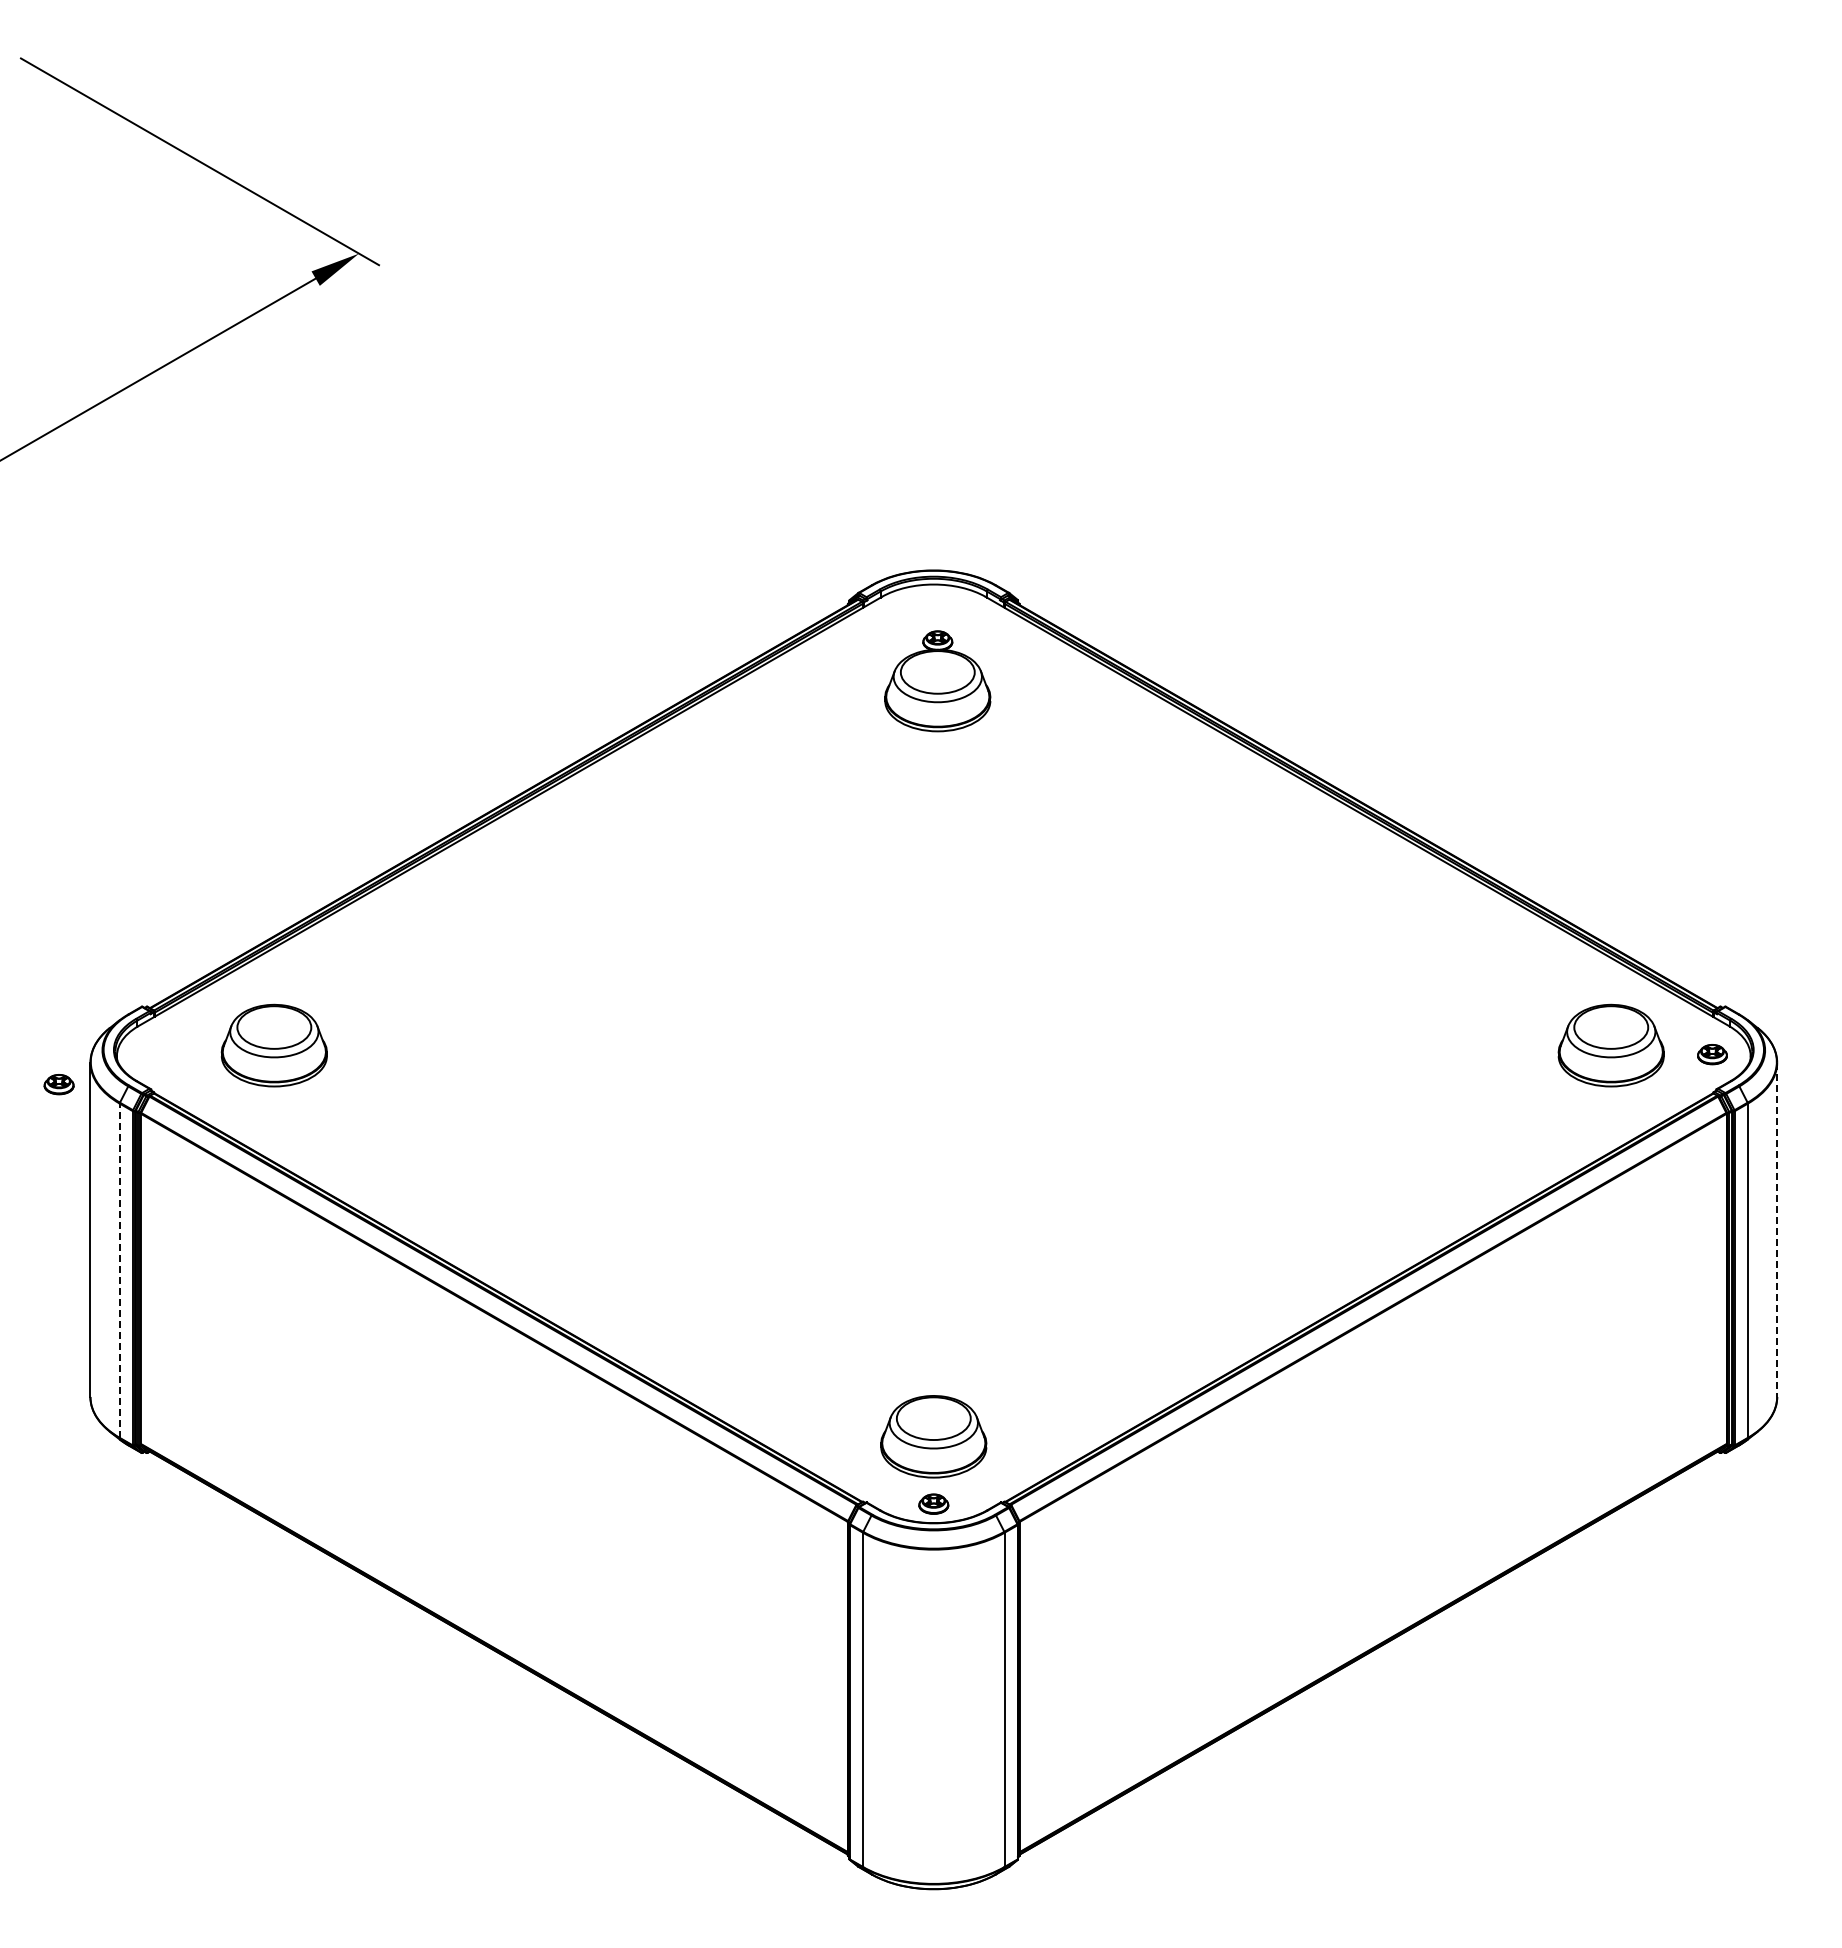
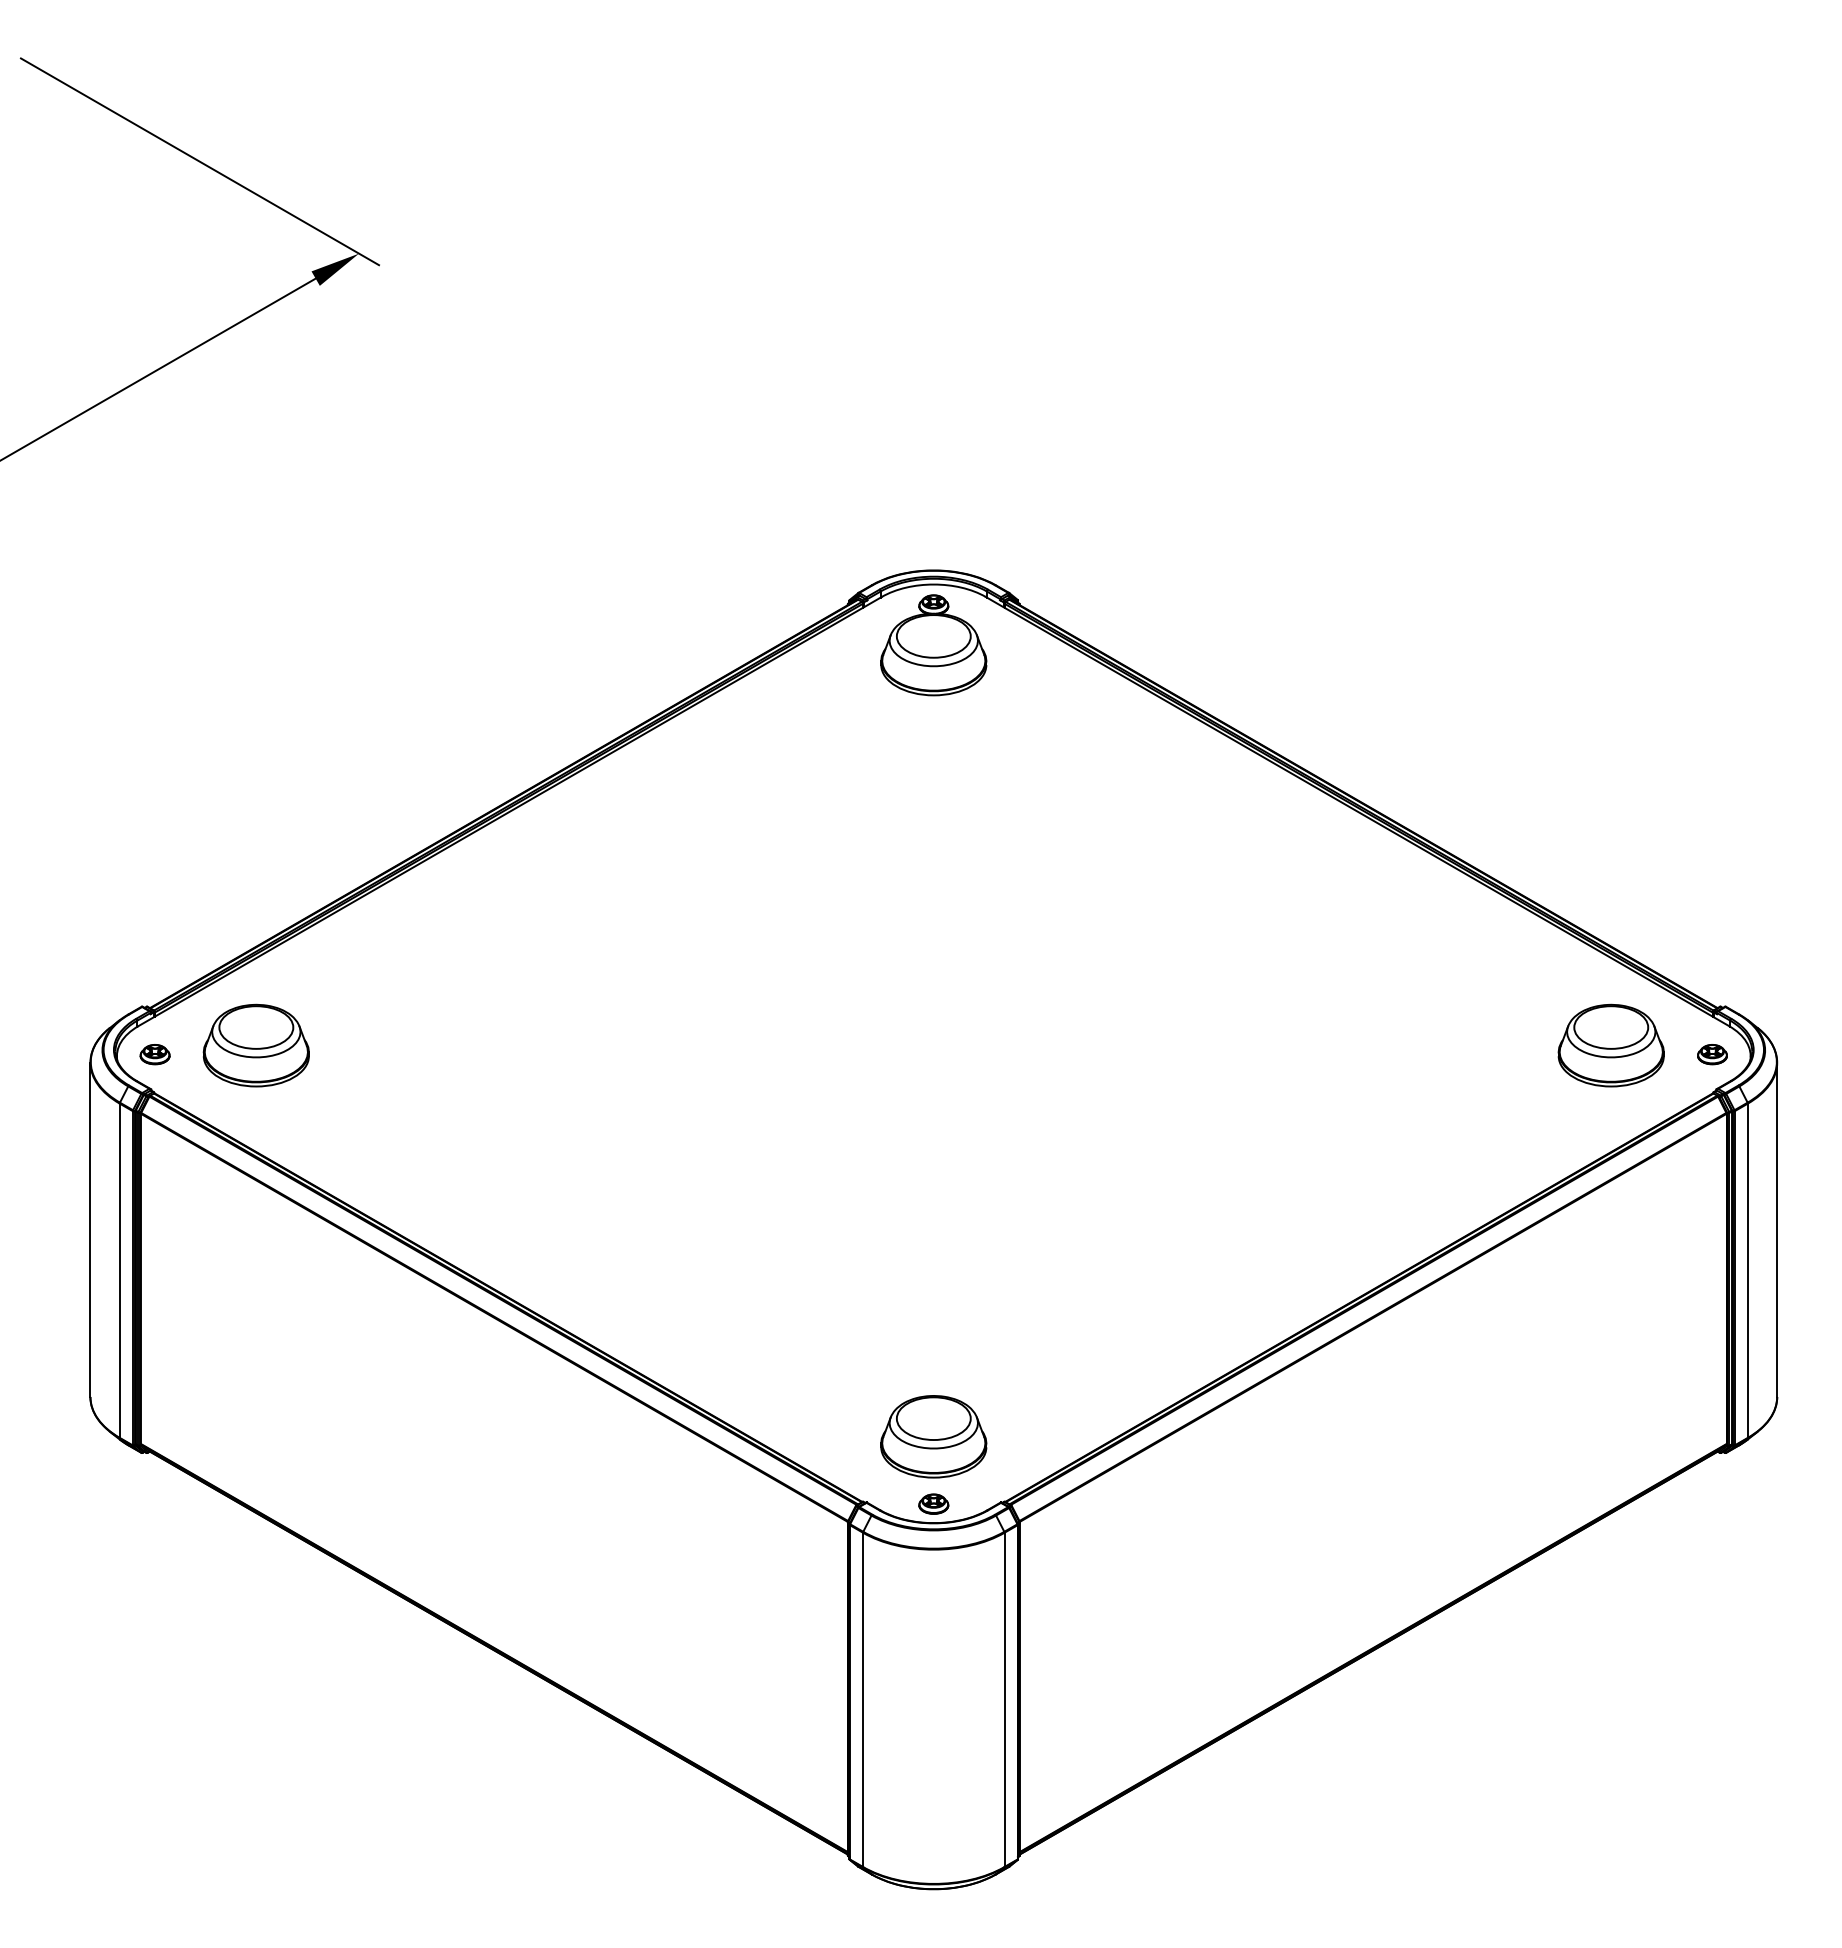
part position: (937, 681) -> (933, 645) (933, 645)
part position: (273, 1045) -> (255, 1045) (255, 1045)
part position: (58, 1084) -> (154, 1054) (154, 1054)
line: dashed -> solid (1777, 1230)
line: dashed -> solid (119, 1270)
